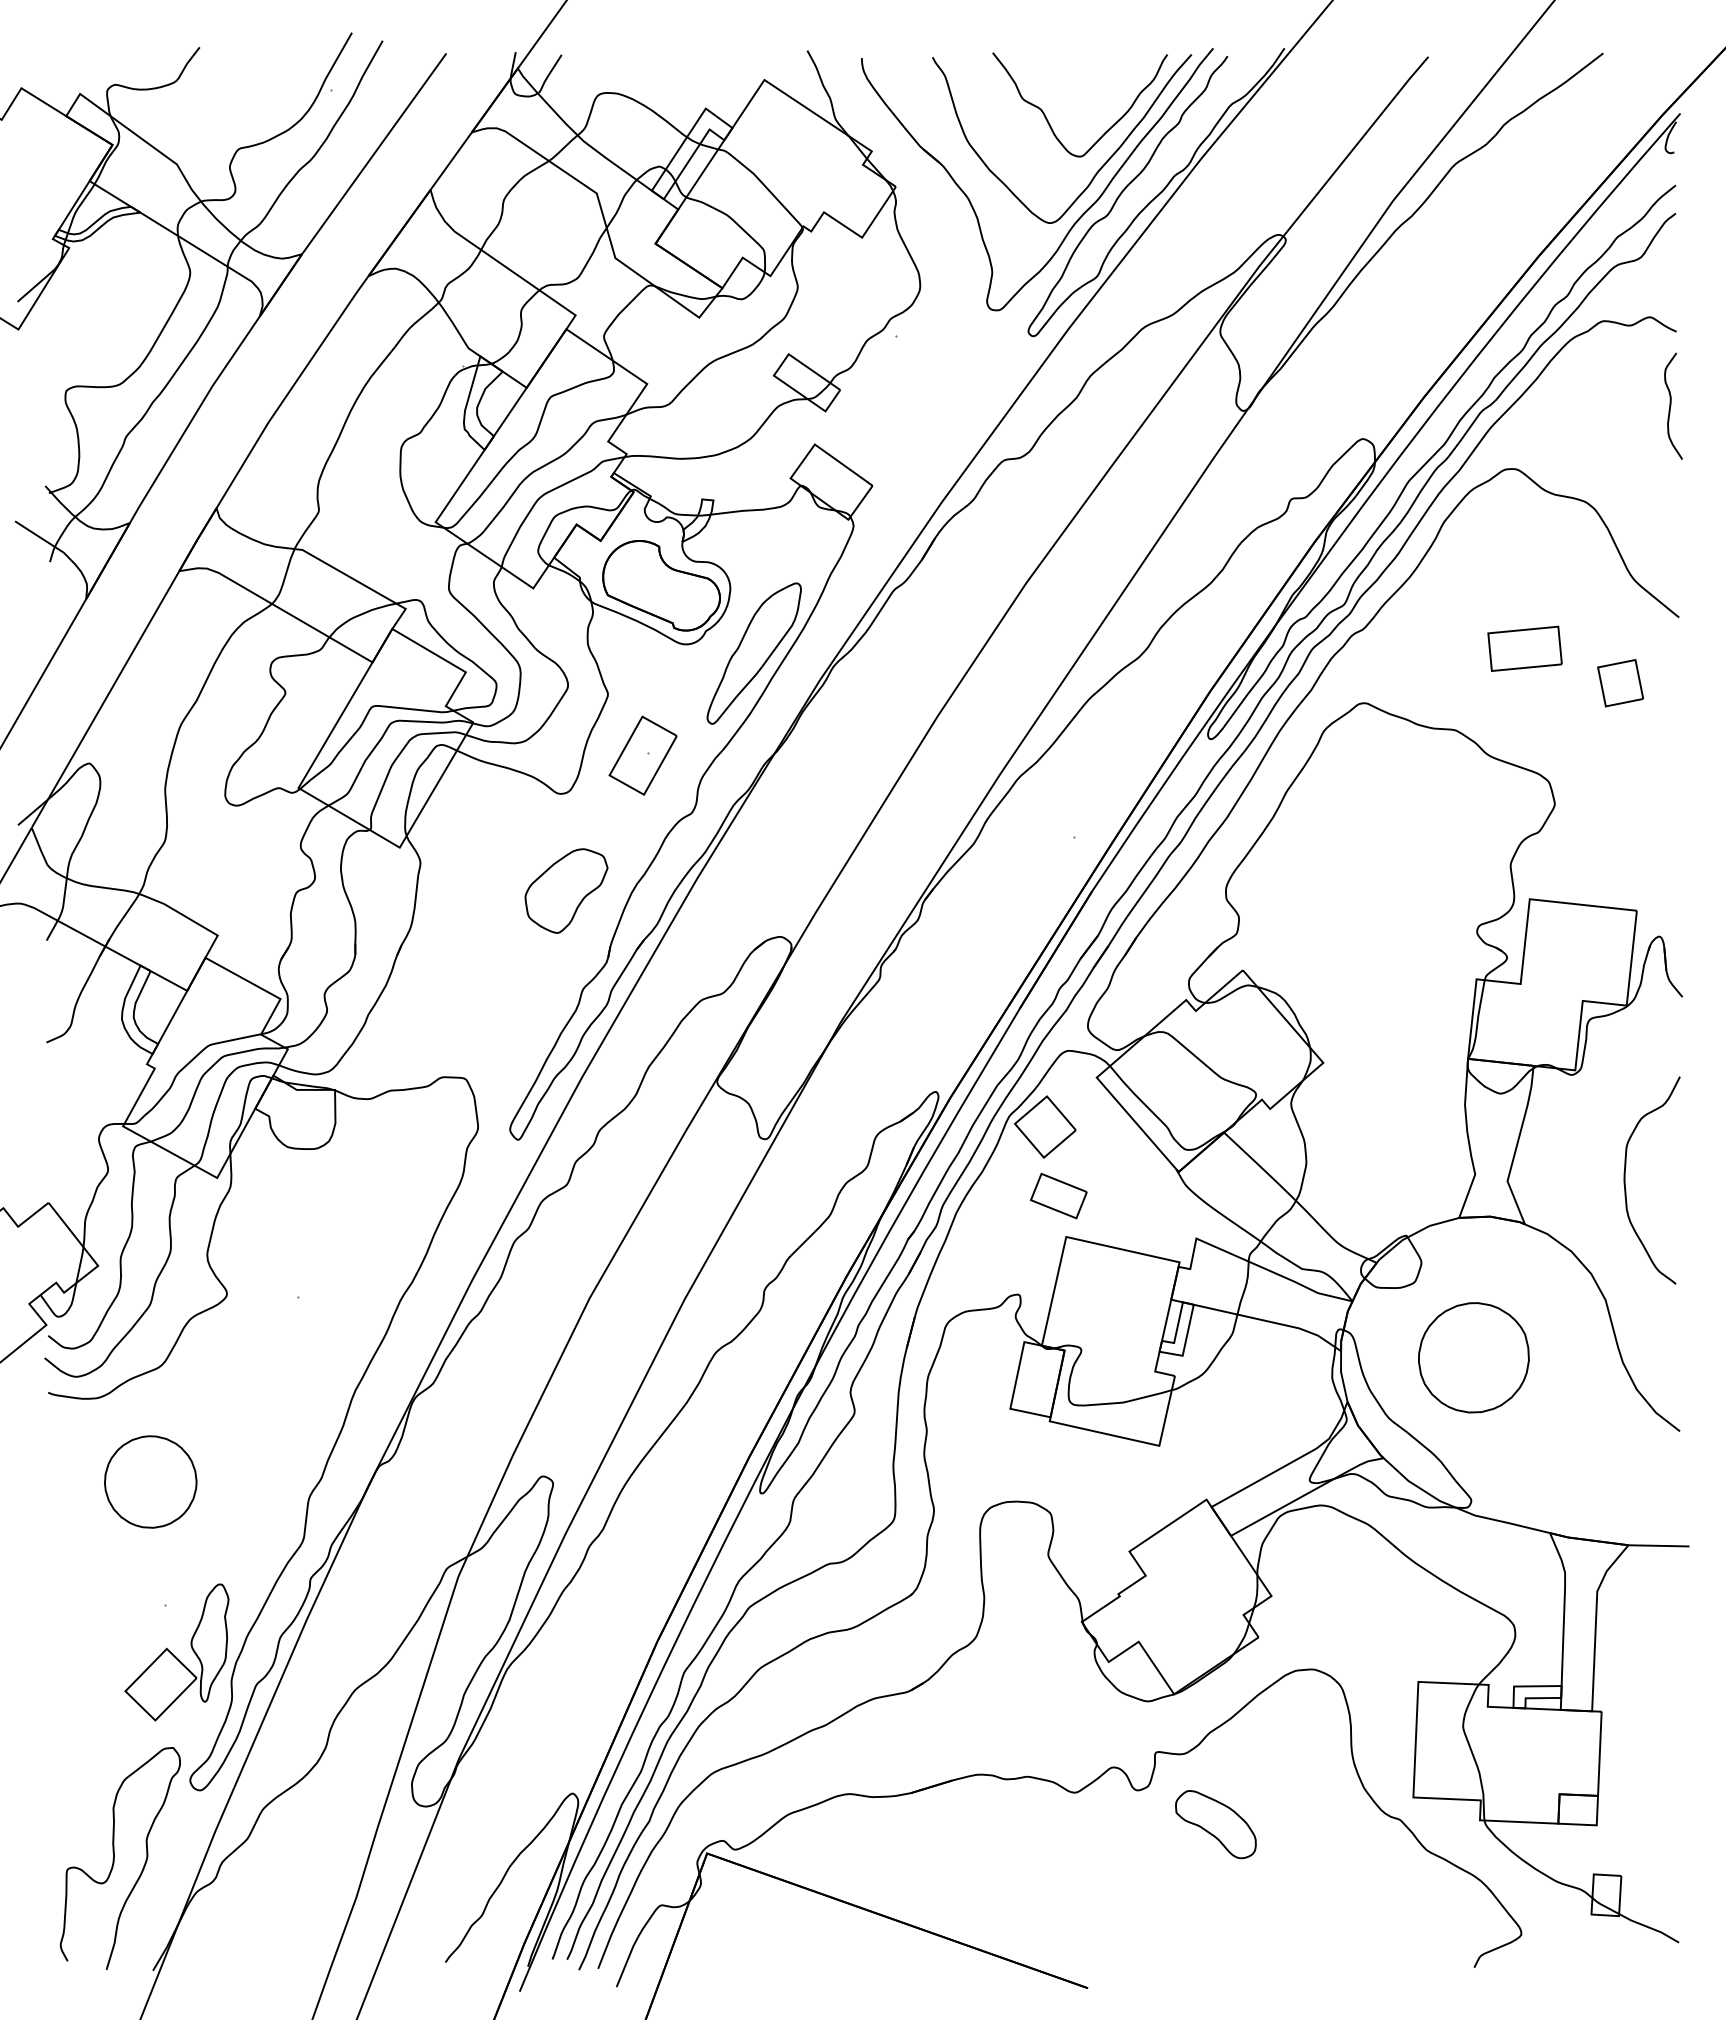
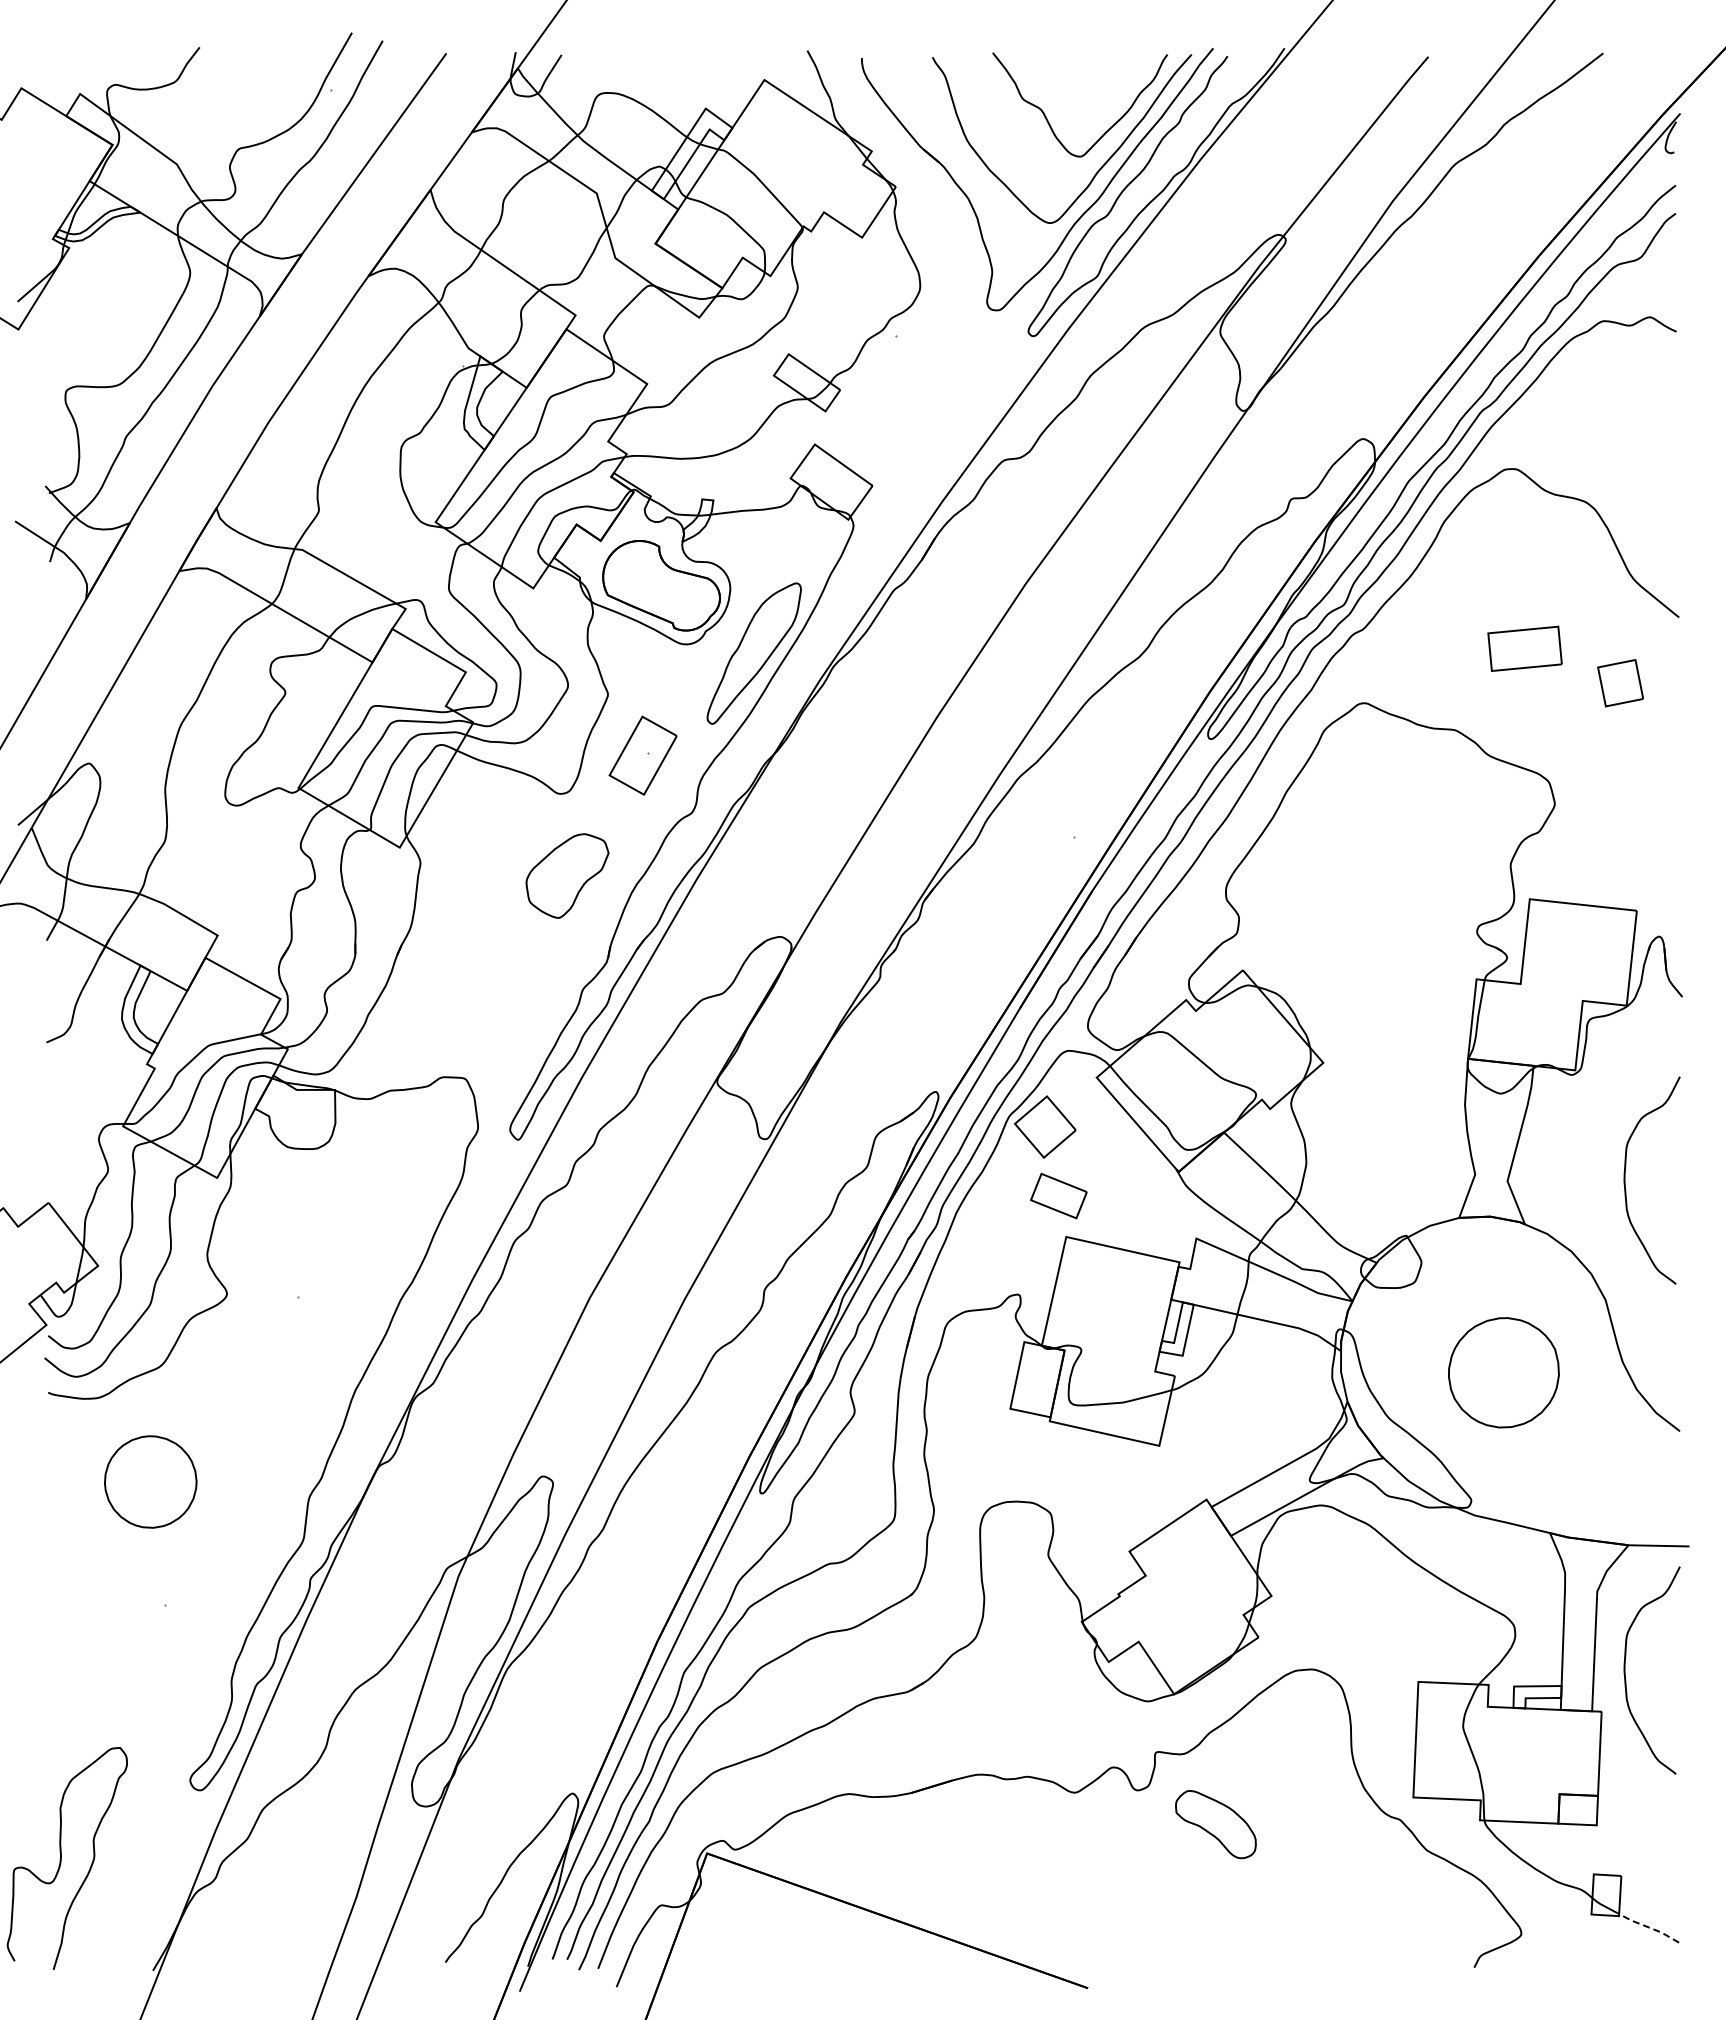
curve: present -> none (1671, 405)
part position: (566, 890) -> (567, 875) (567, 875)
part position: (1473, 1357) -> (1503, 1372) (1503, 1372)
part: present -> none (176, 1652)
curve: none -> present (1625, 1670)
curve position: (114, 1858) -> (61, 1858) (61, 1858)
line: solid -> dashed (1649, 1927)
